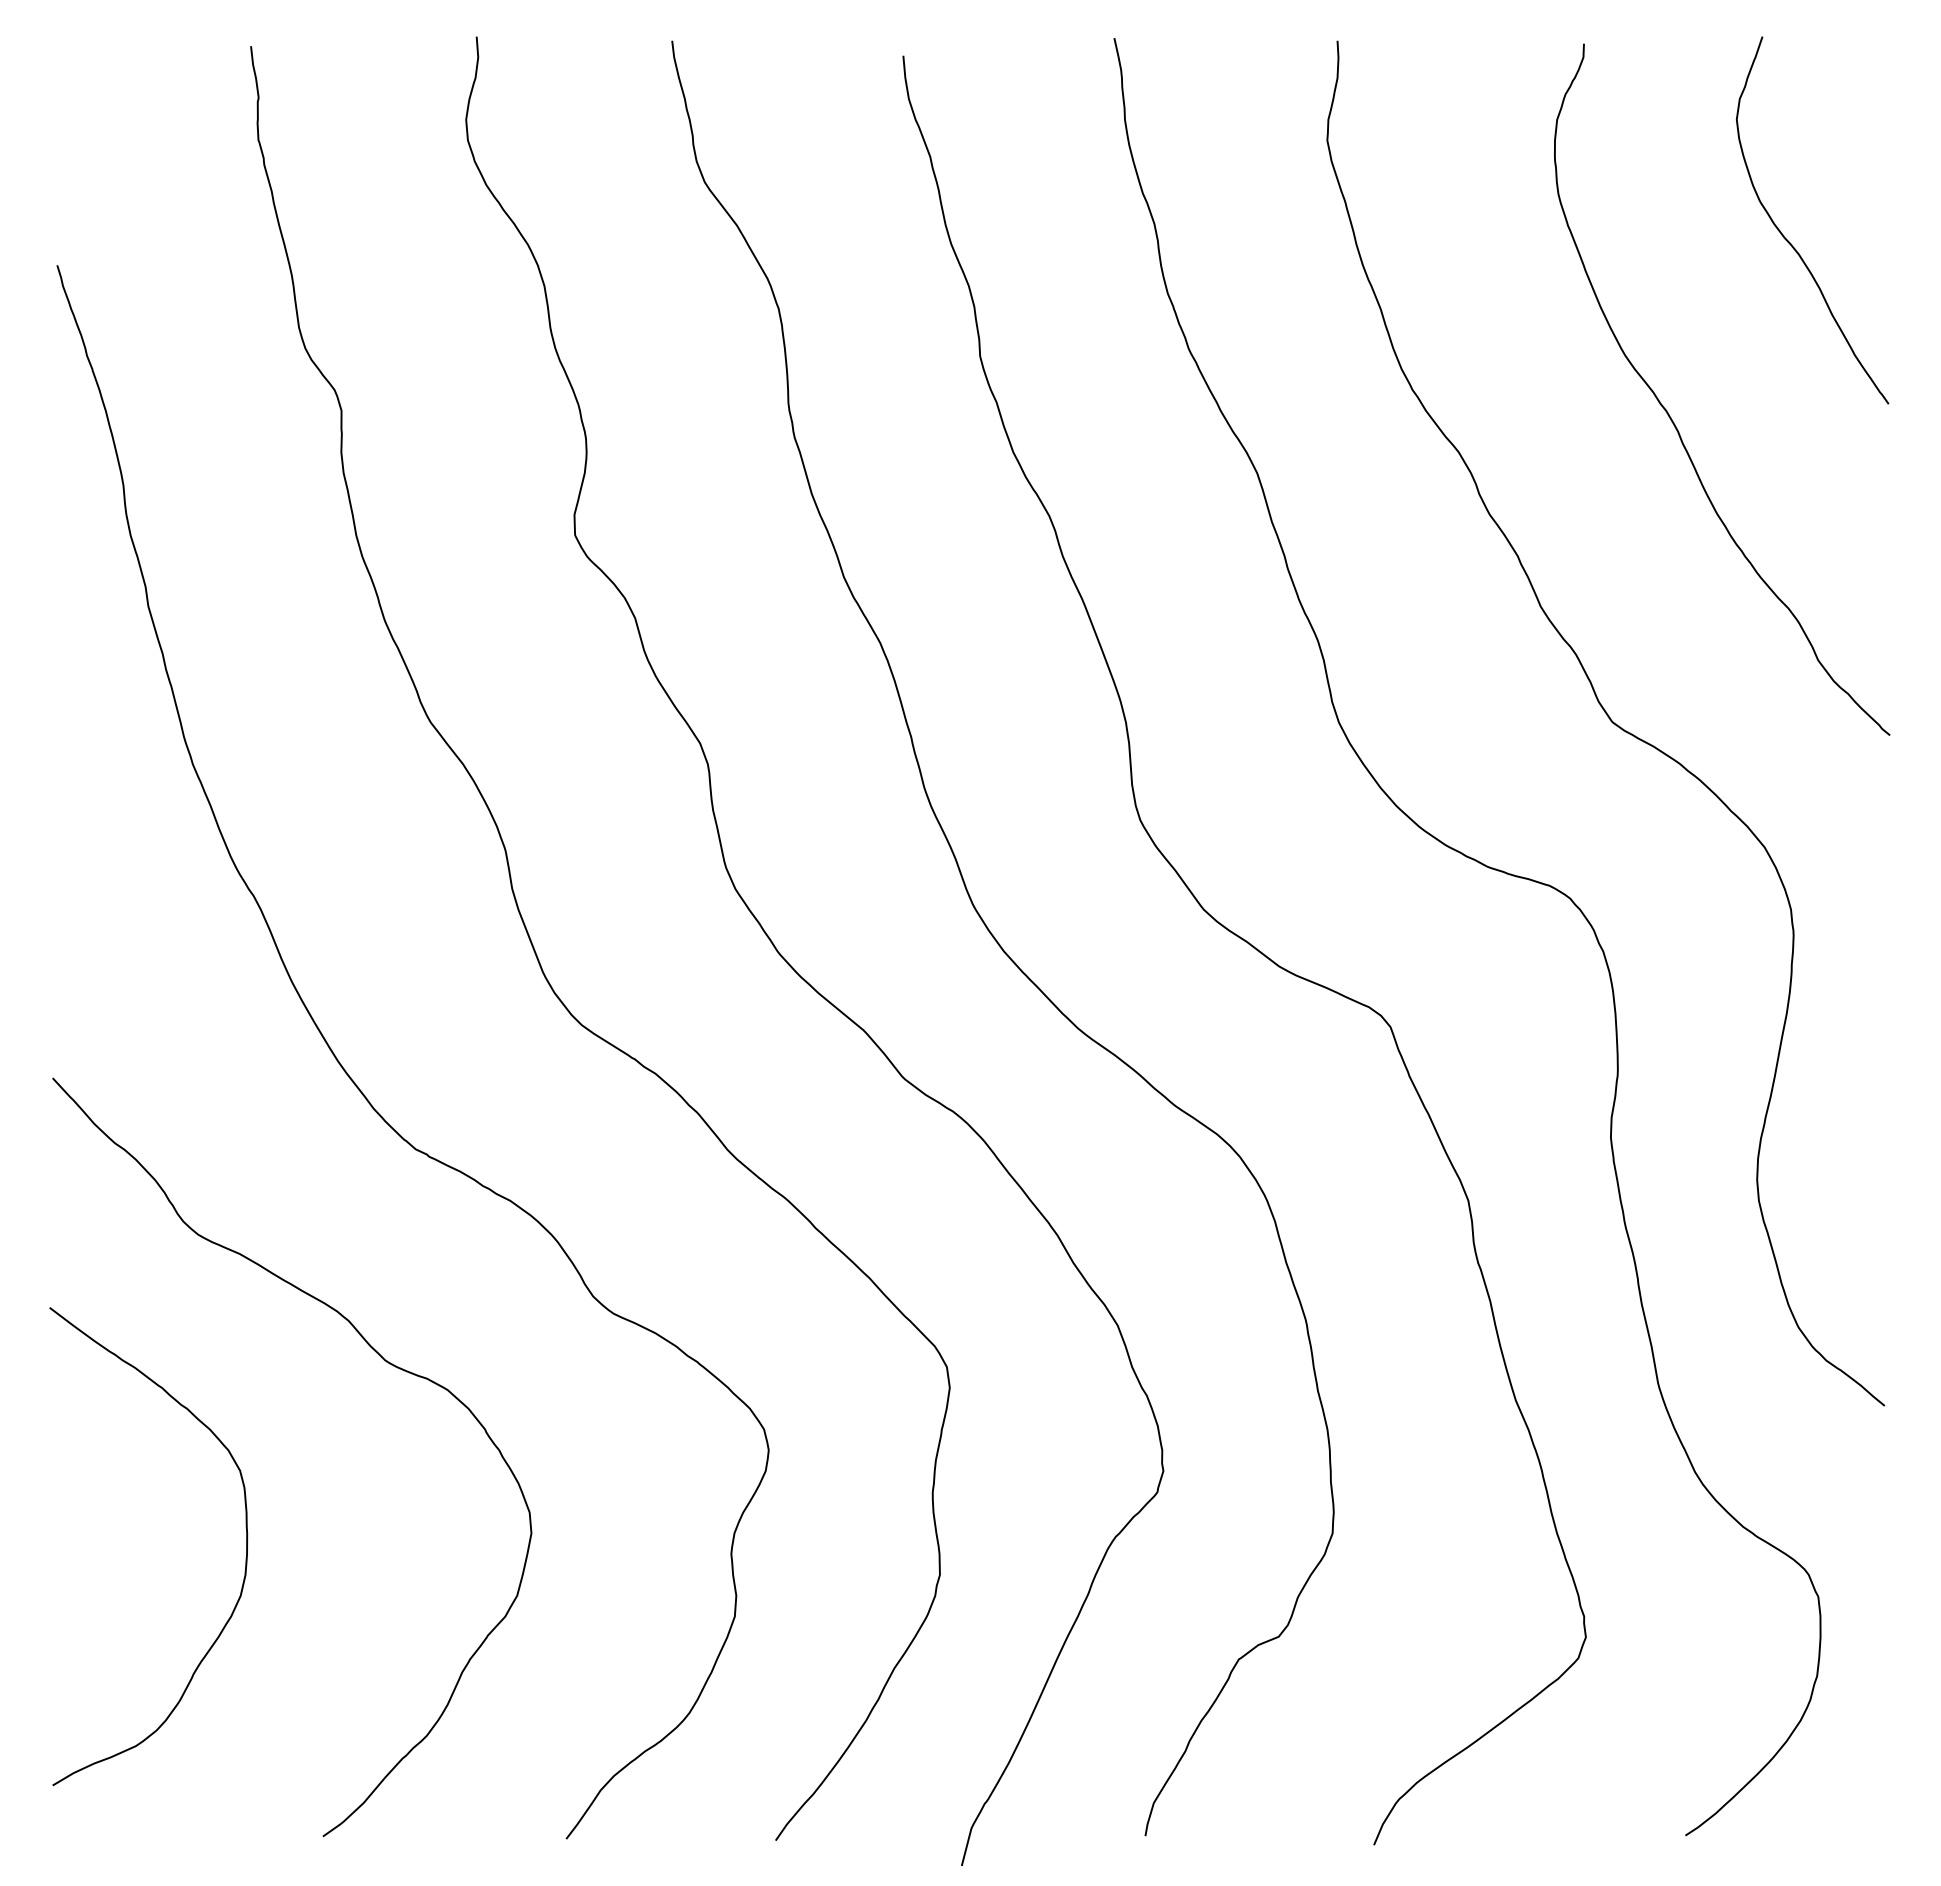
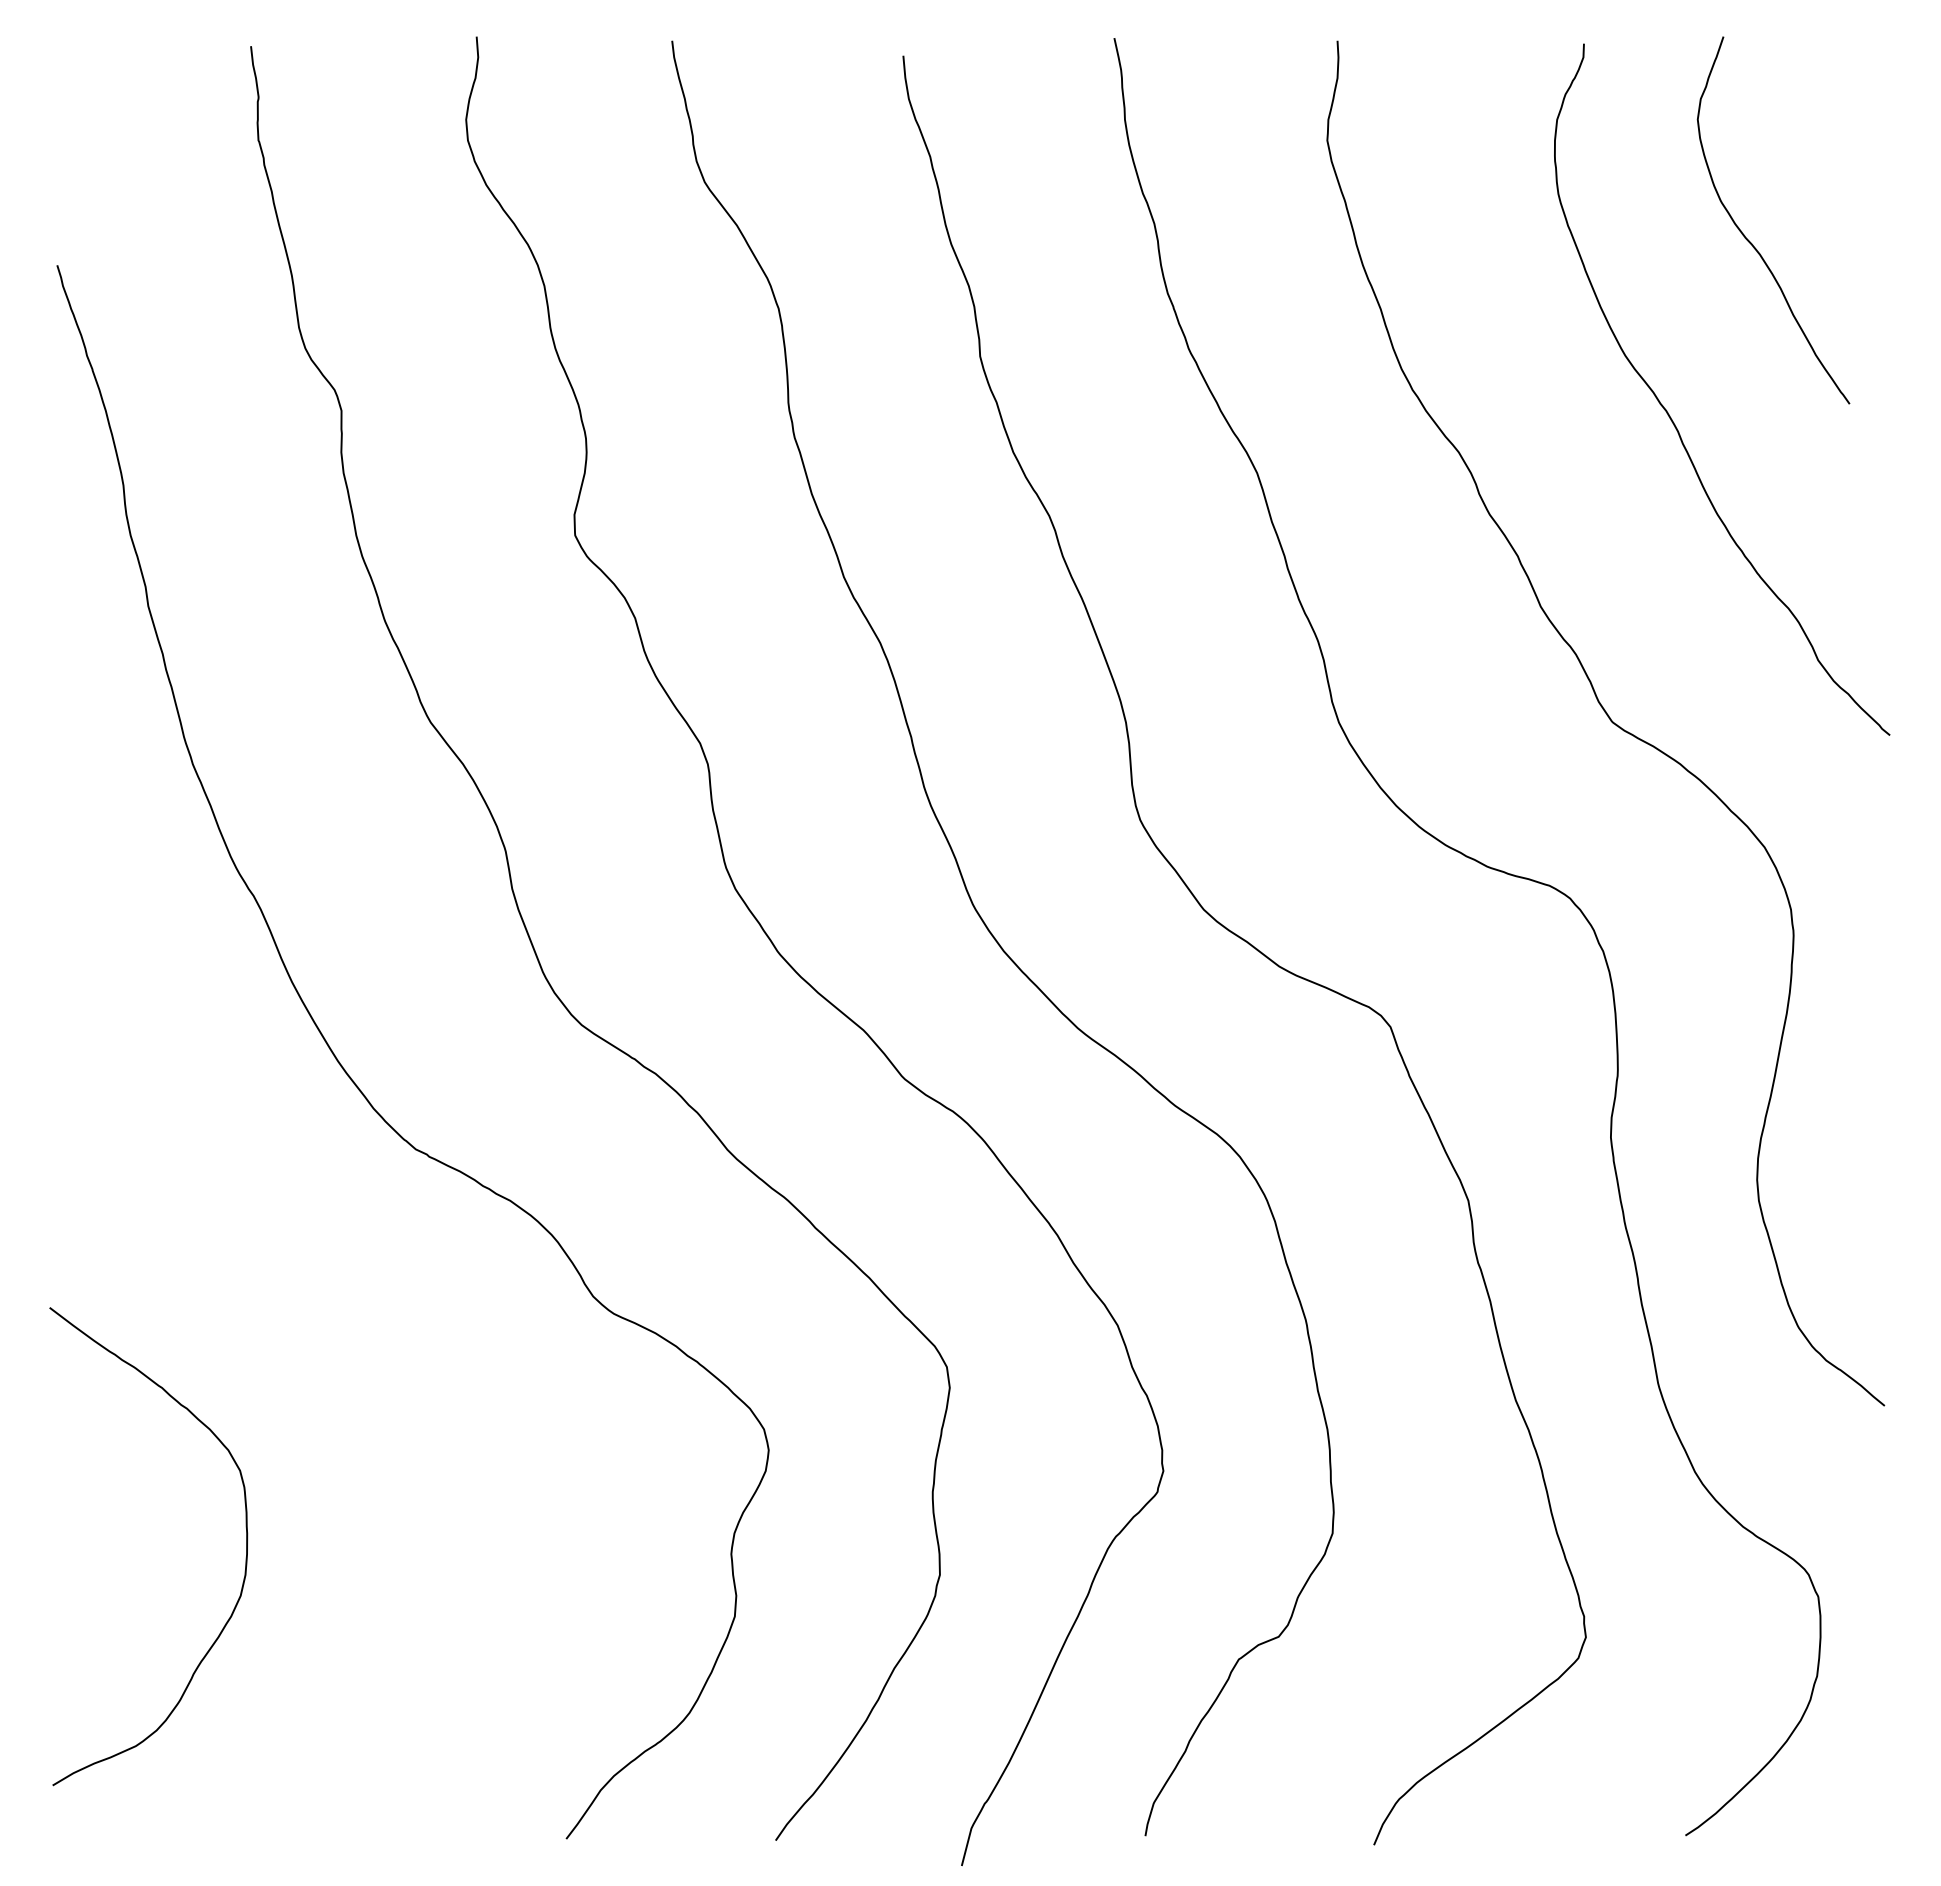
curve position: (1790, 242) -> (1751, 242) (1751, 242)
curve: present -> none (386, 1362)
